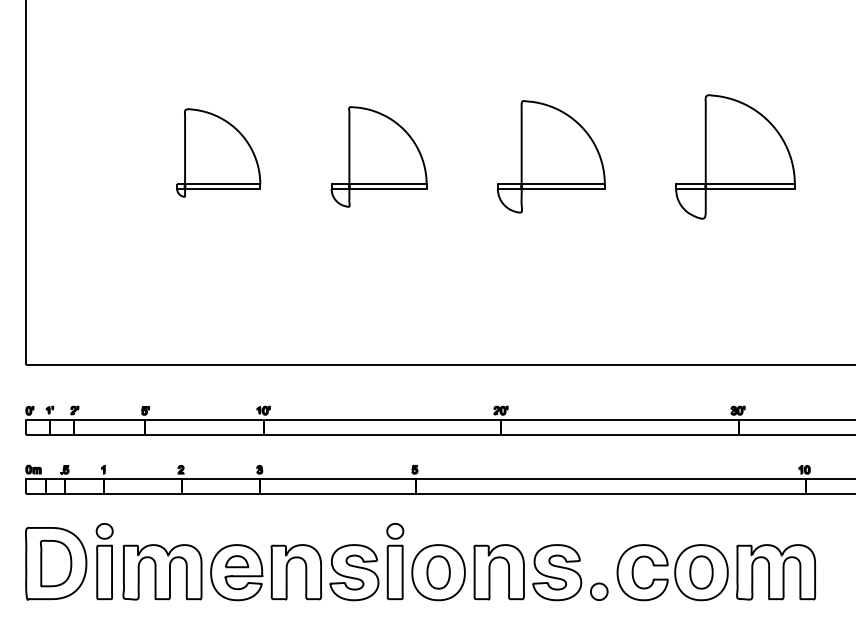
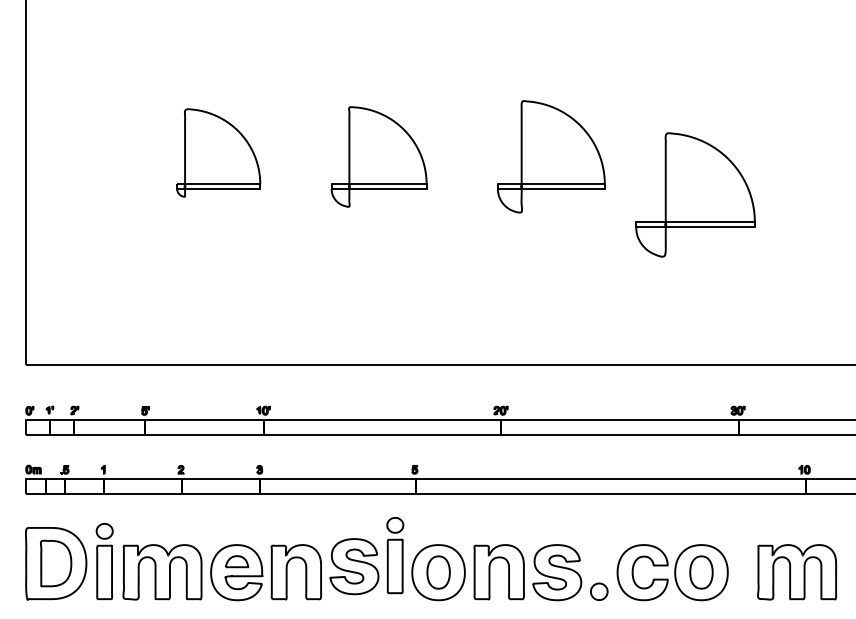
part position: (735, 156) -> (695, 194) (695, 194)
part position: (366, 562) -> (366, 556) (366, 556)
part position: (775, 572) -> (796, 572) (796, 572)
